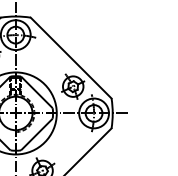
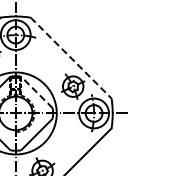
line: solid -> dashed (71, 58)
line: solid -> dashed (36, 92)
